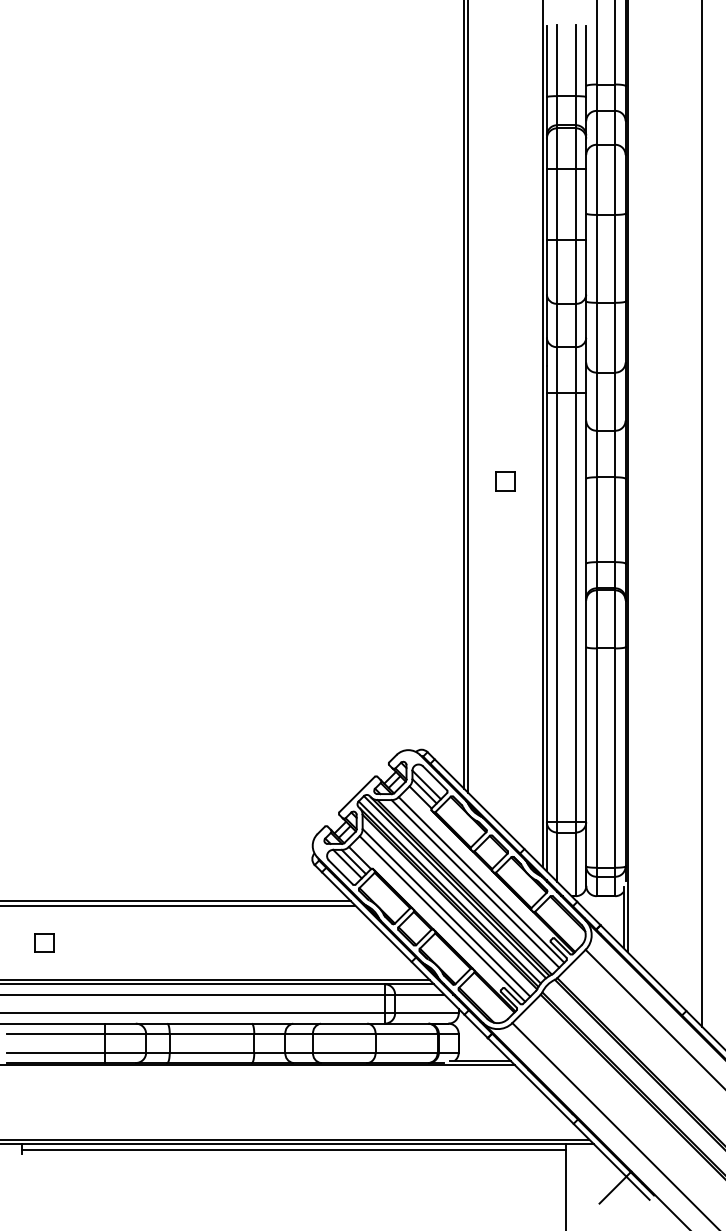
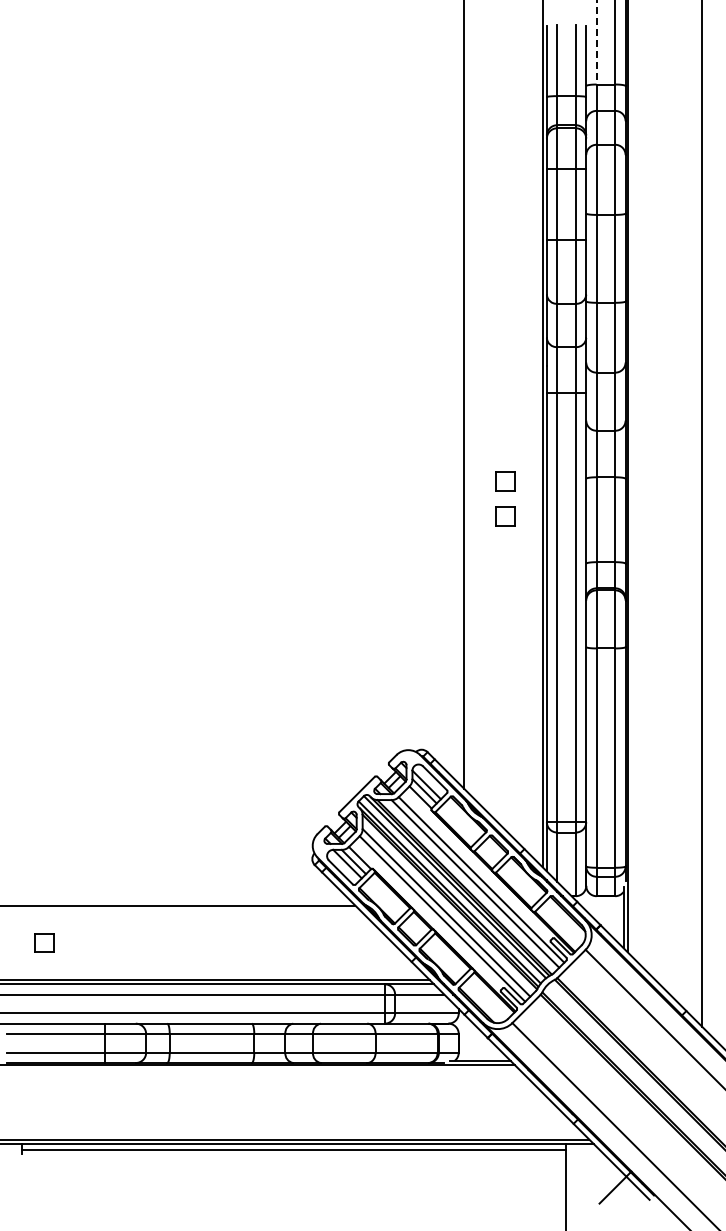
line: solid -> dashed (596, 42)
line: present -> none (468, 397)
part: none -> present (505, 516)
line: present -> none (176, 901)
